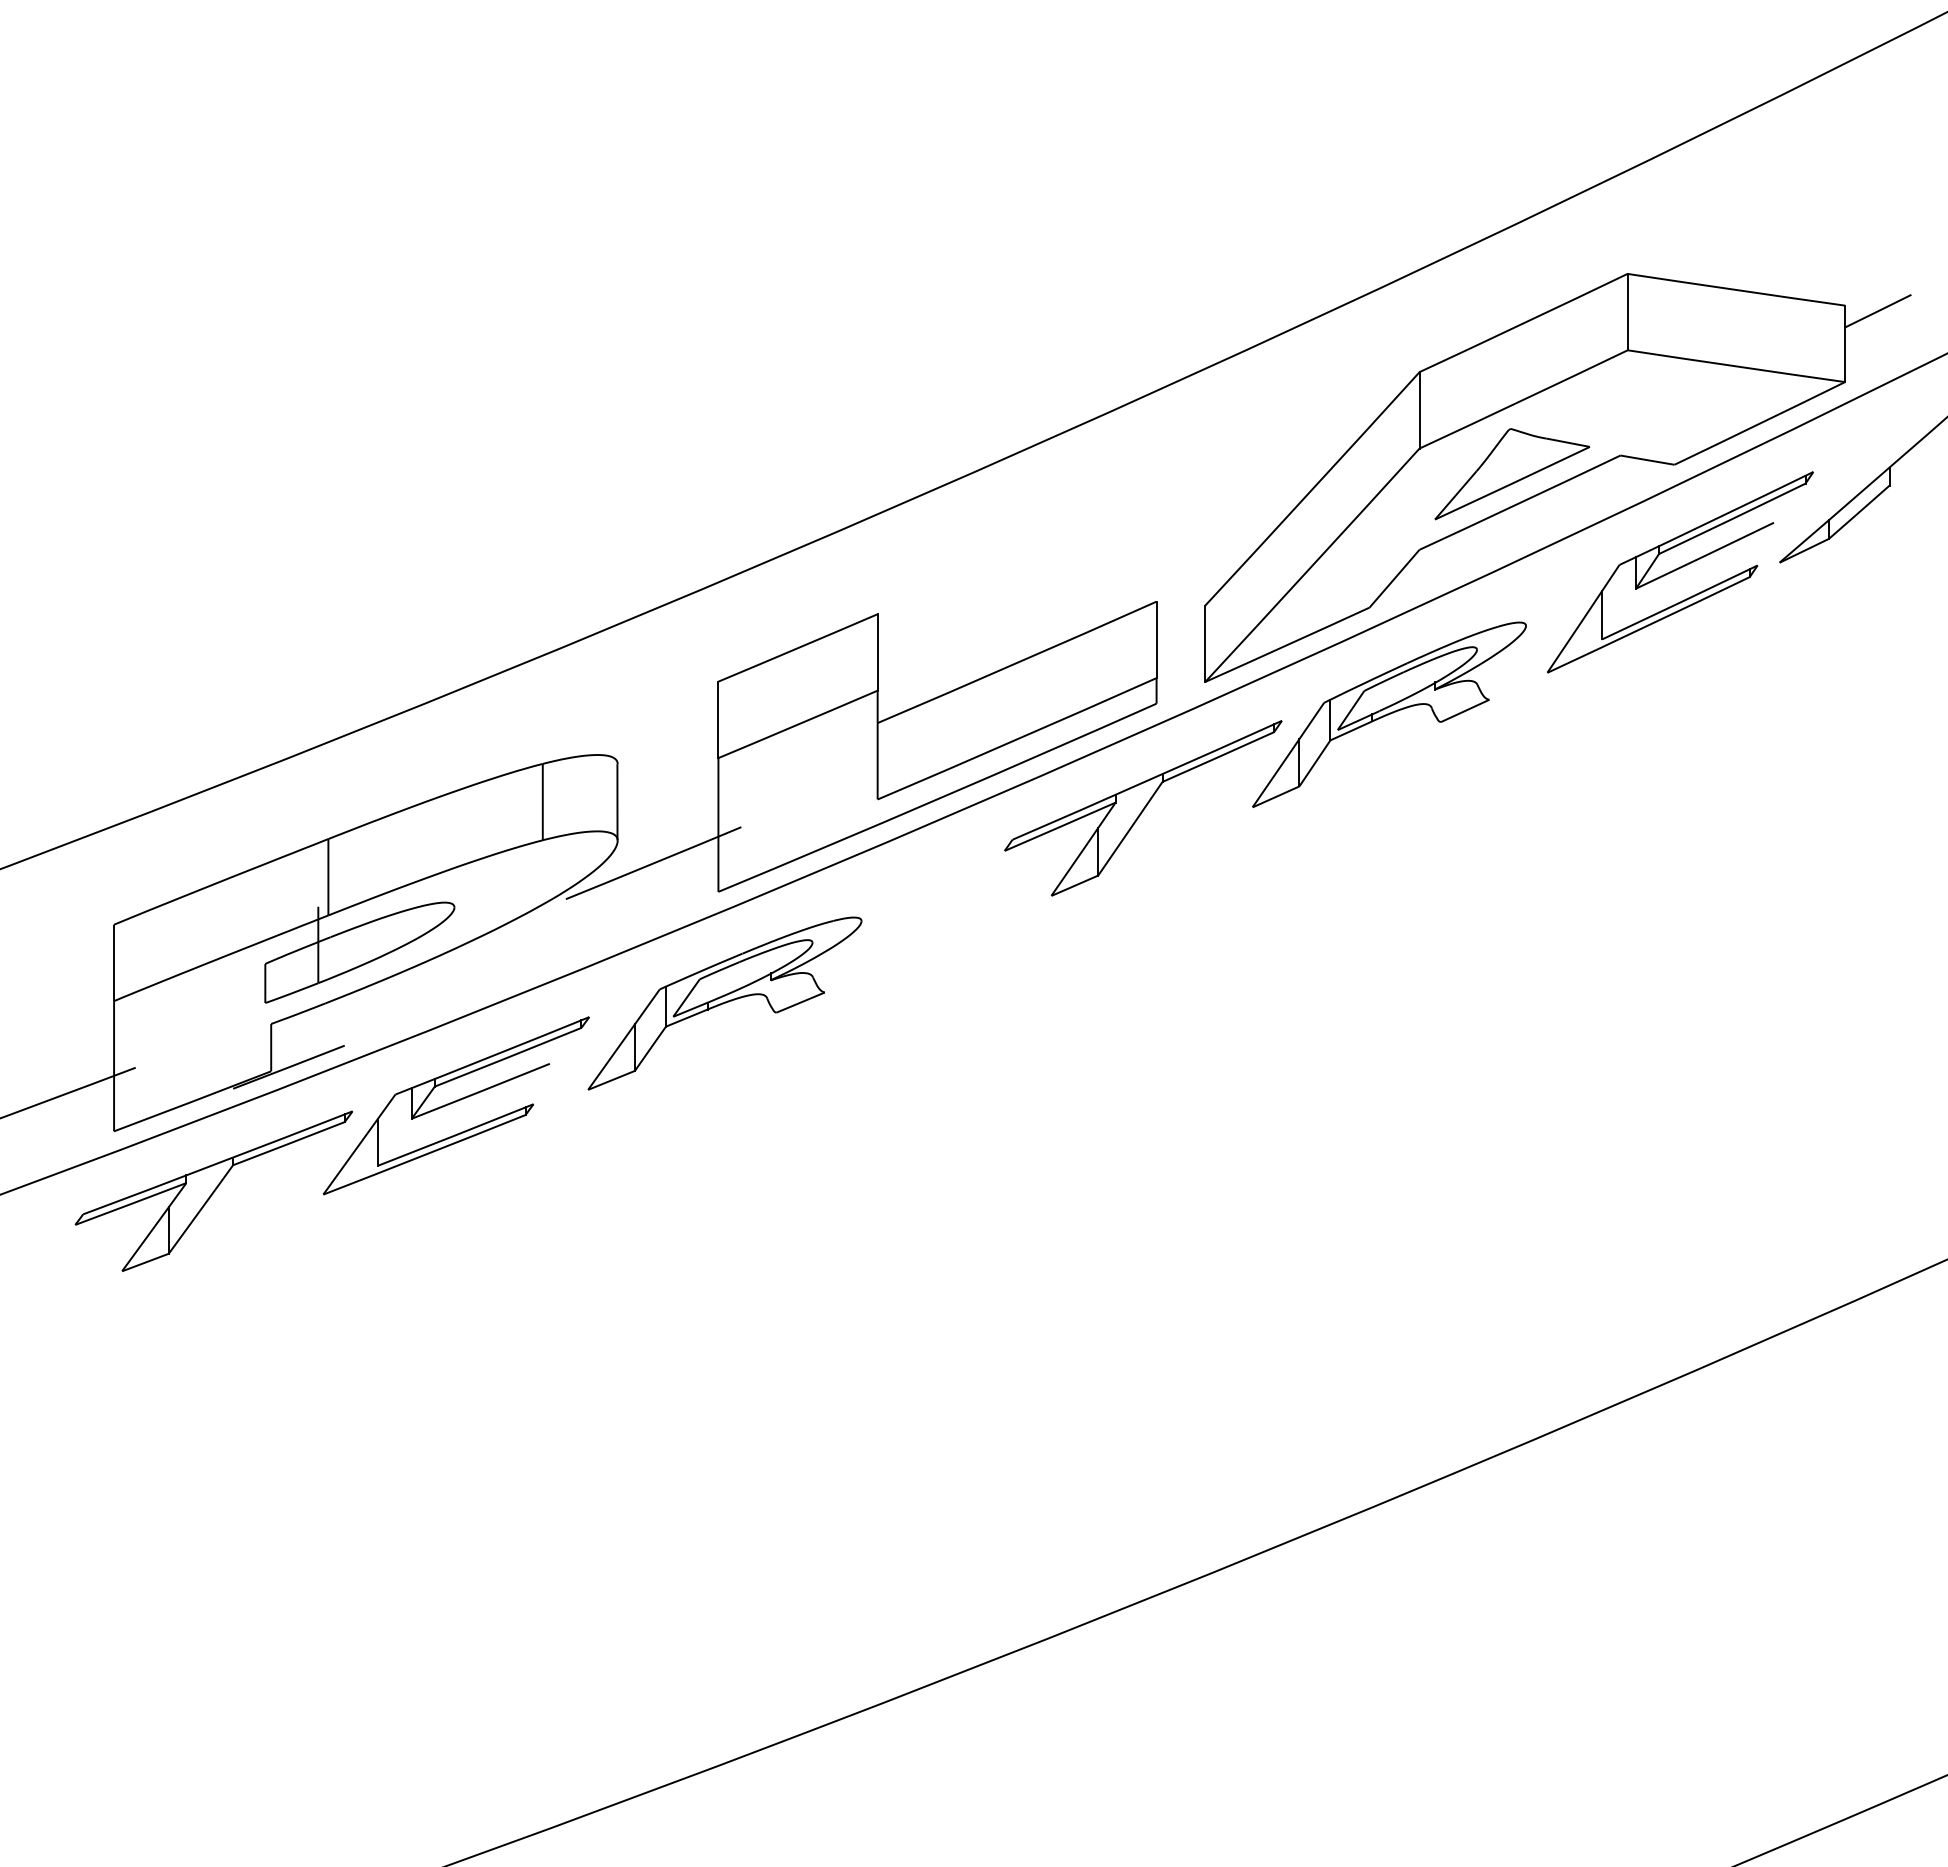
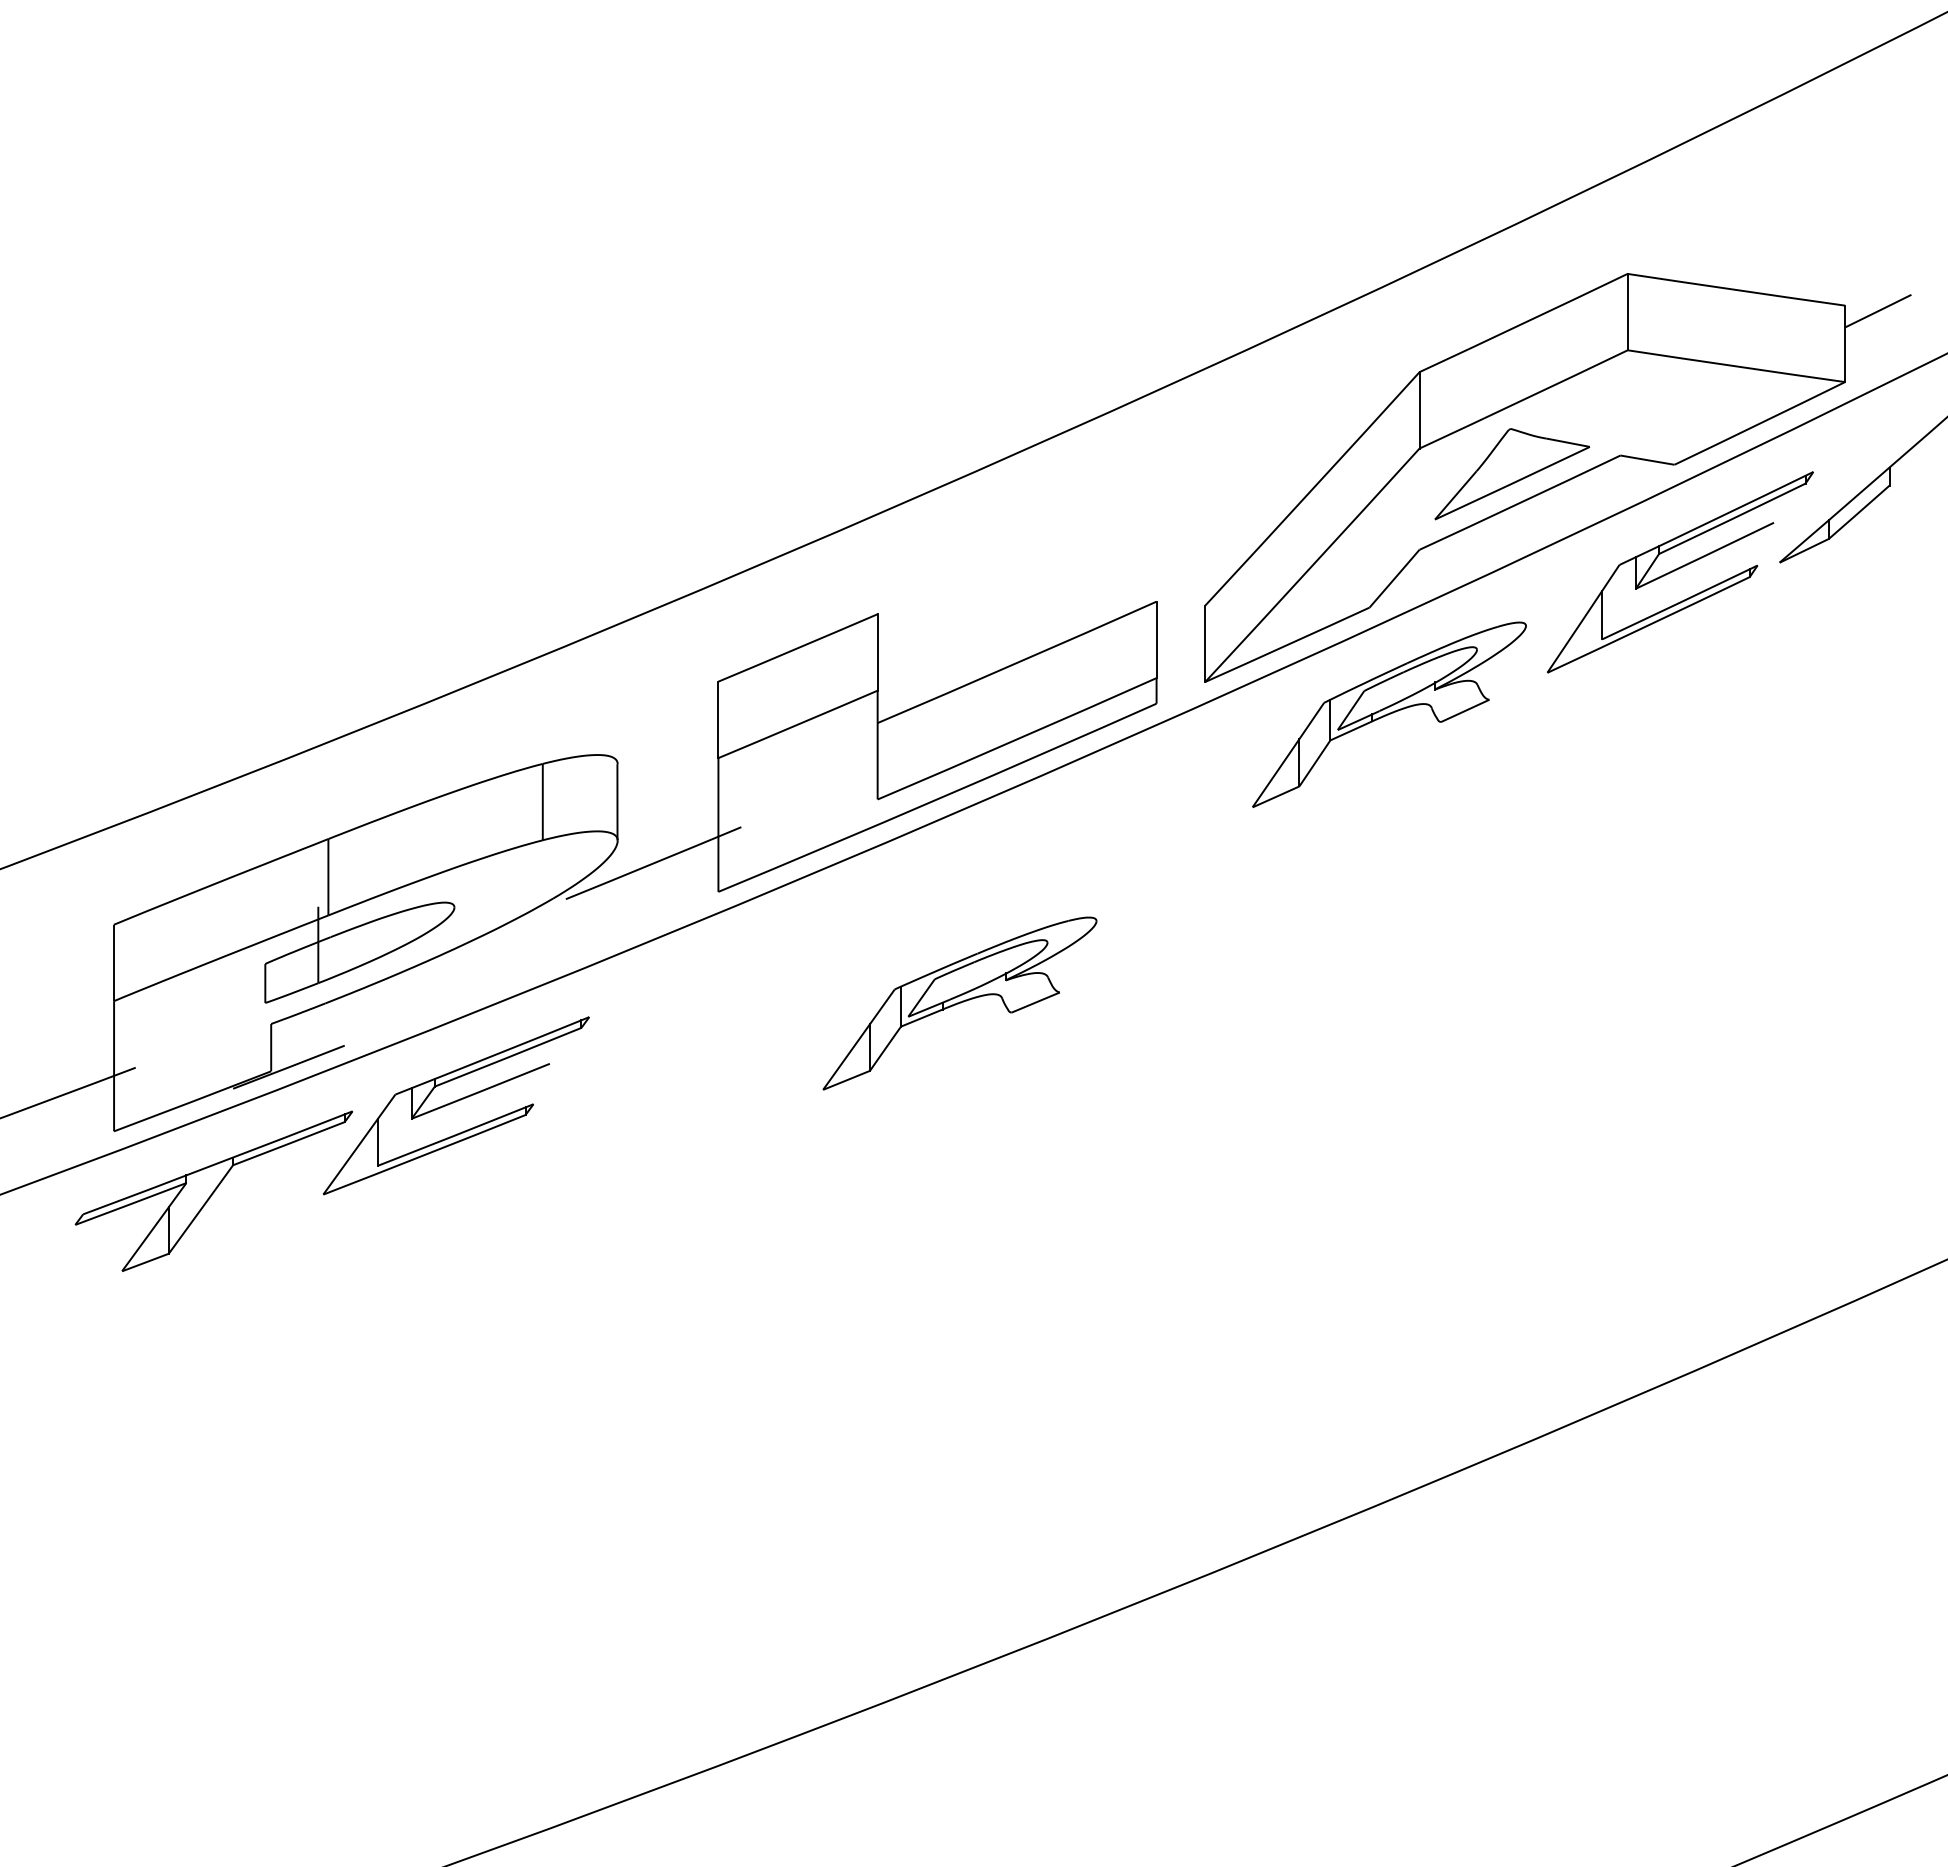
part: present -> none (1143, 808)
part position: (724, 1003) -> (959, 1003) (959, 1003)
